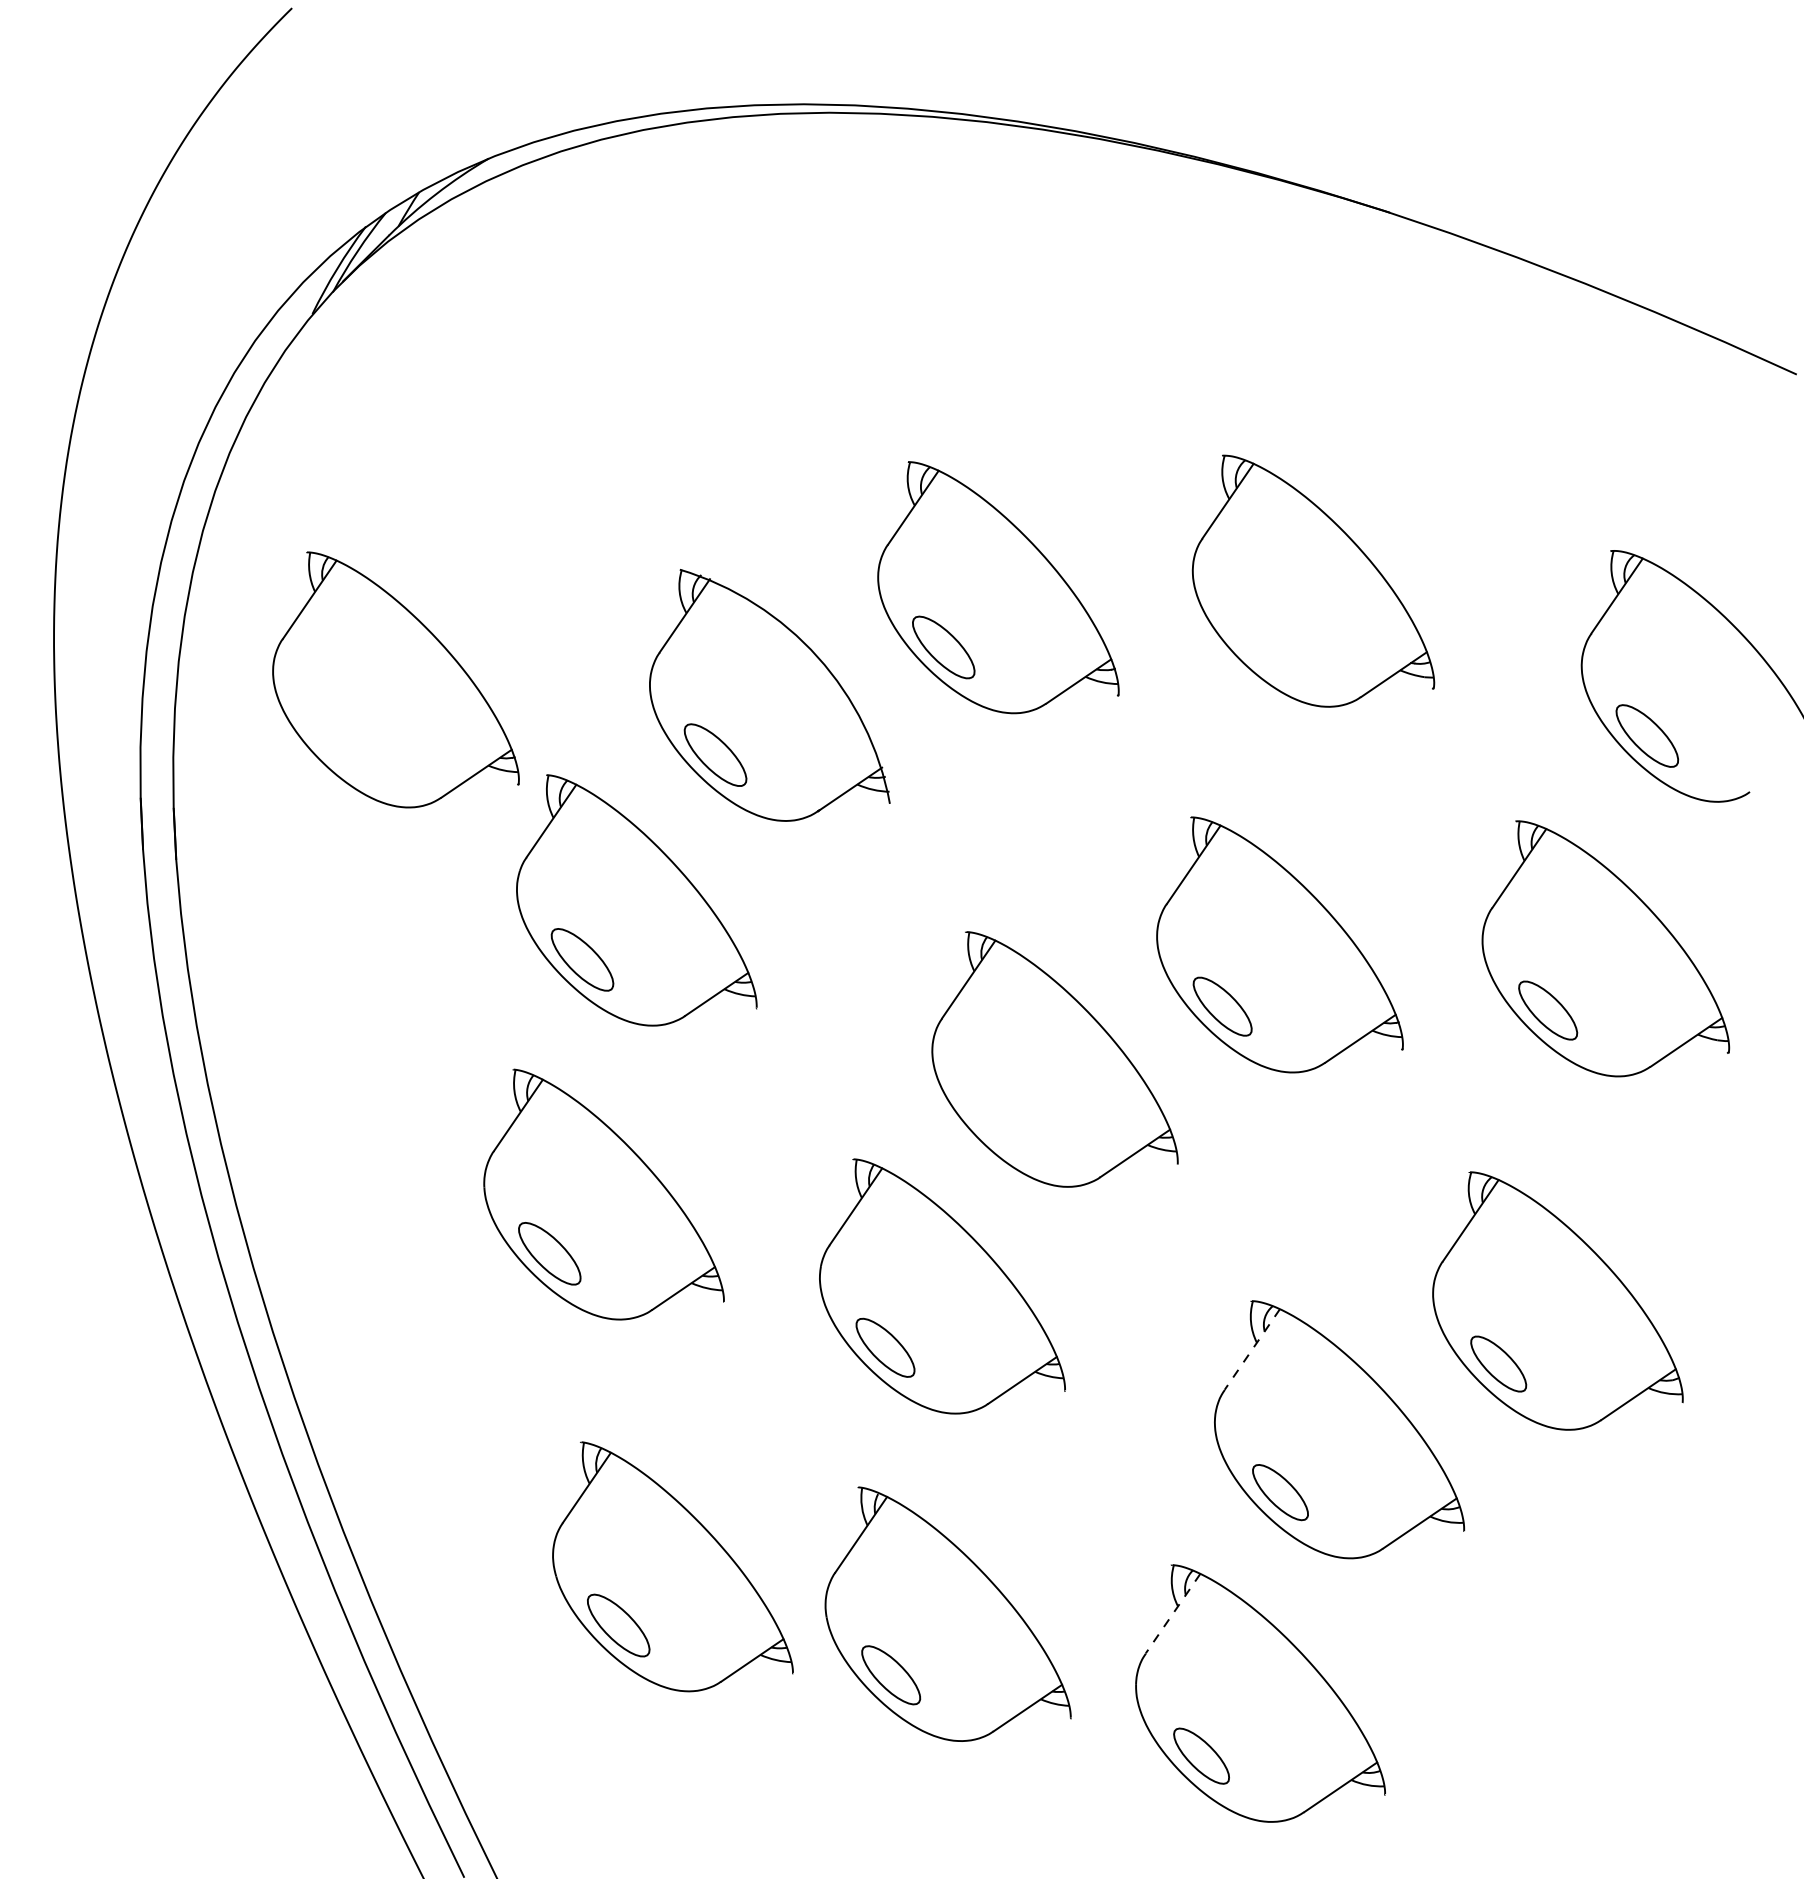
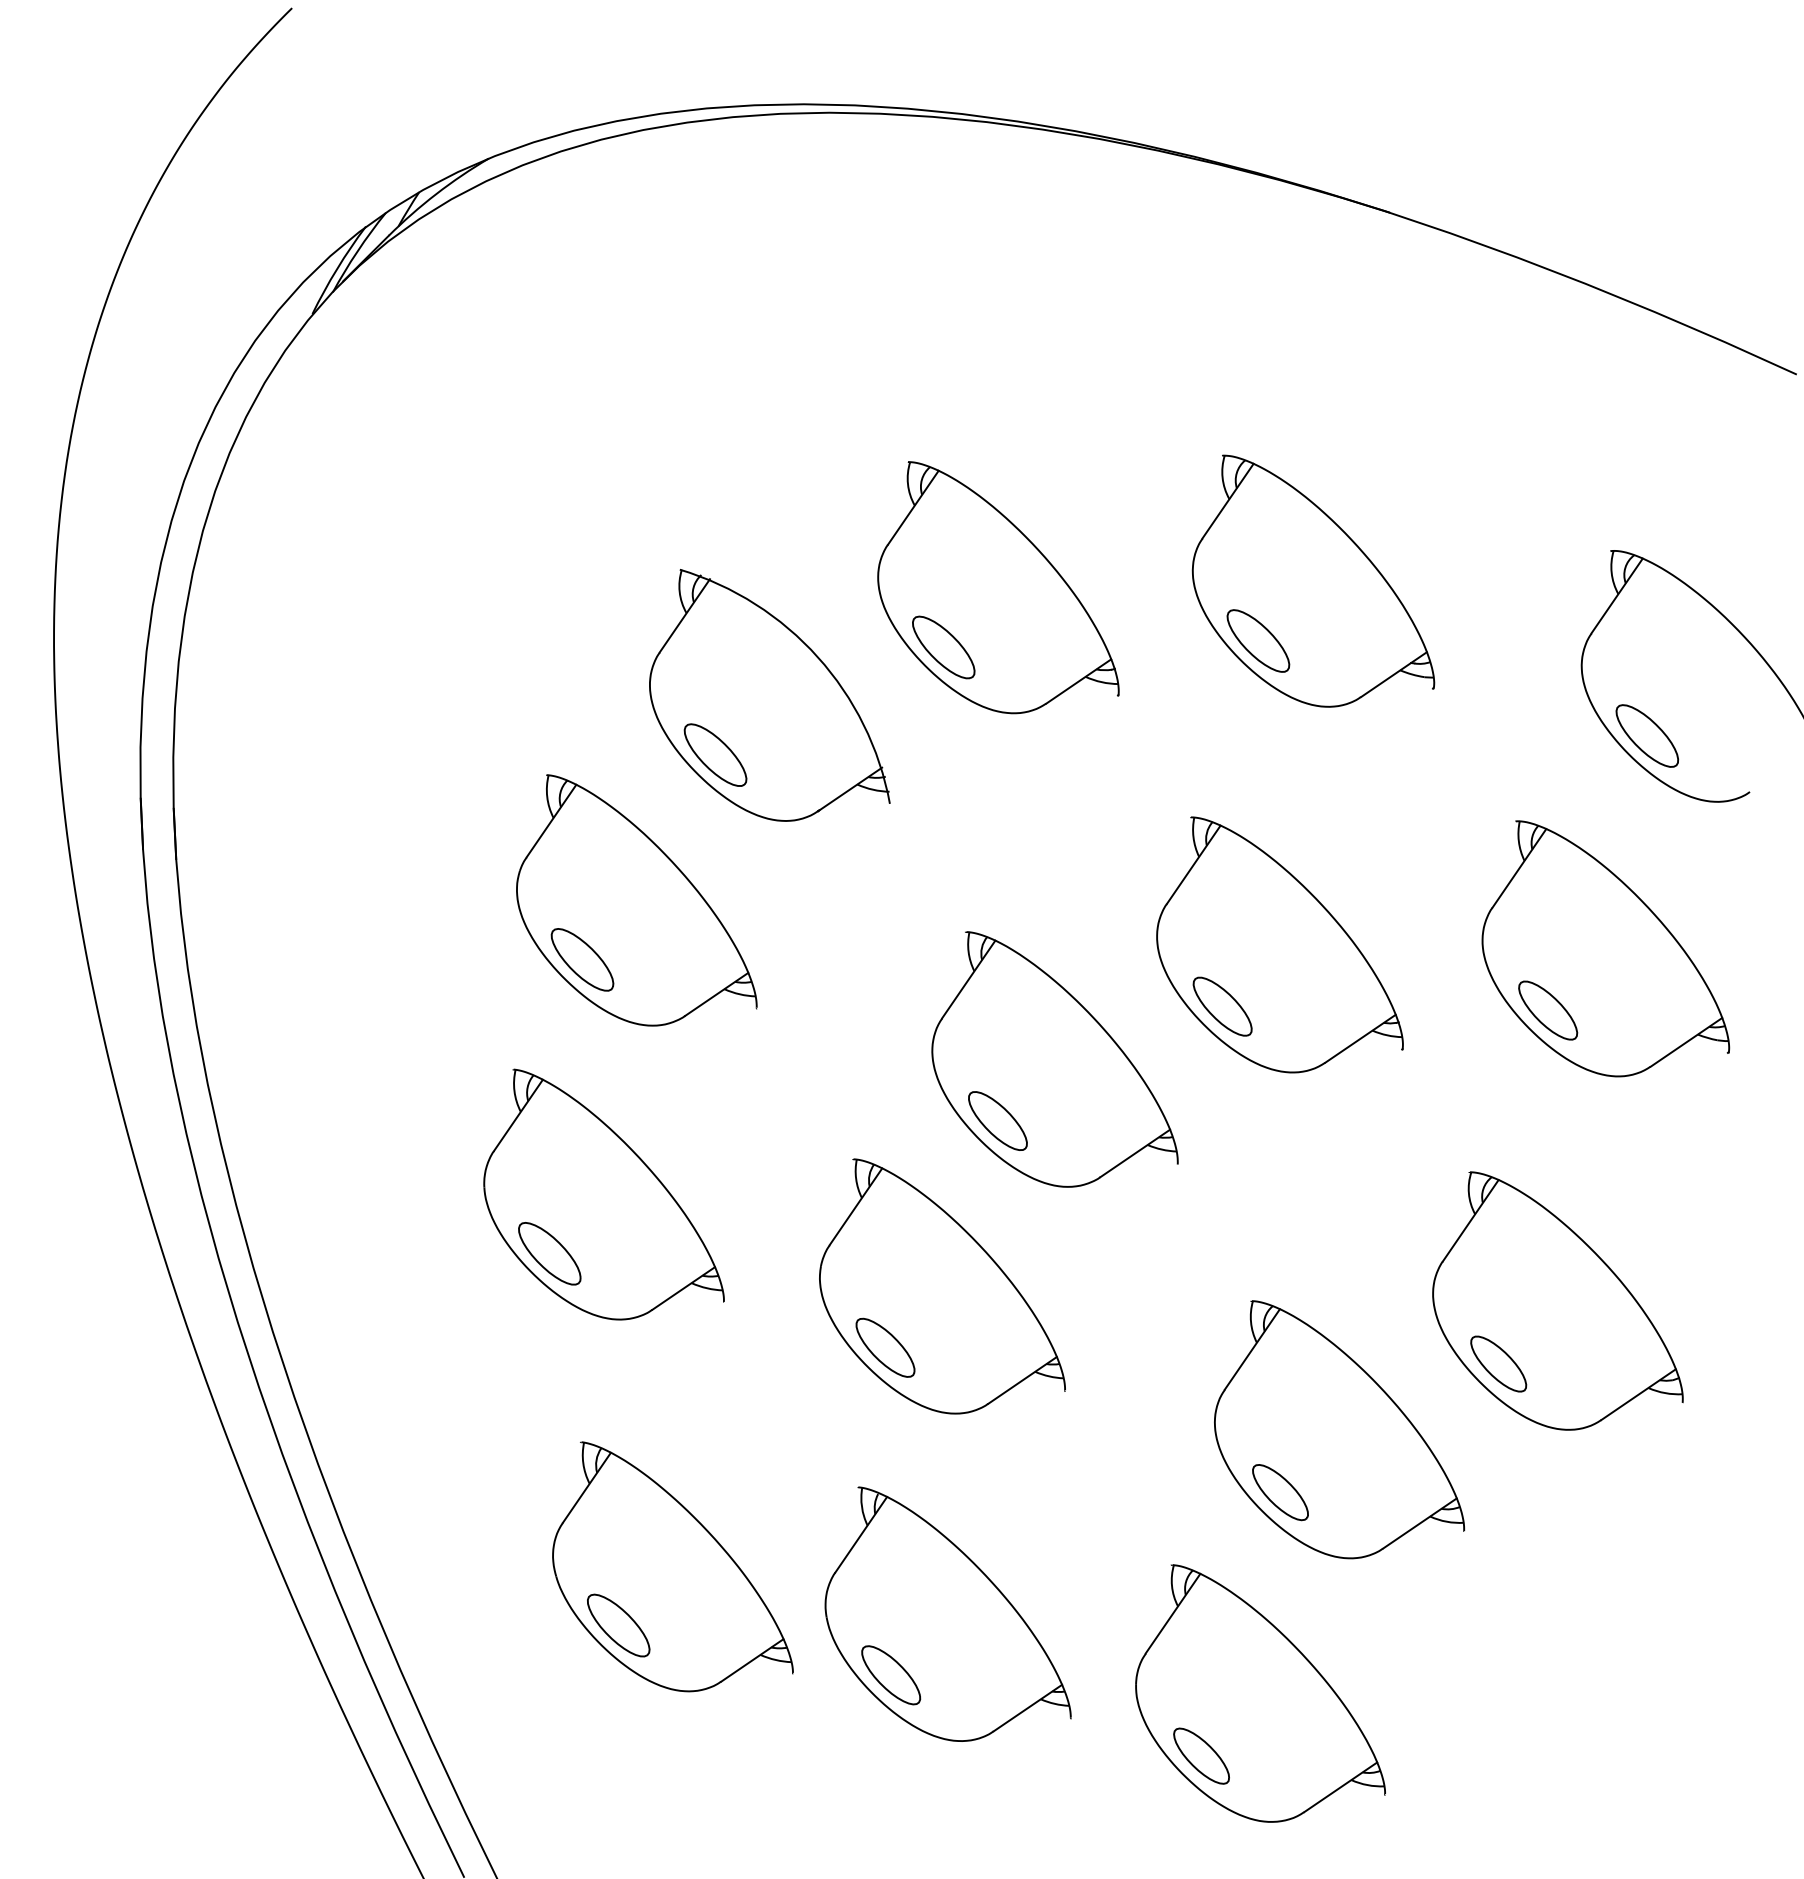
part: none -> present (1258, 640)
part: present -> none (395, 679)
part: none -> present (997, 1120)
line: dashed -> solid (1252, 1349)
line: dashed -> solid (1172, 1614)
